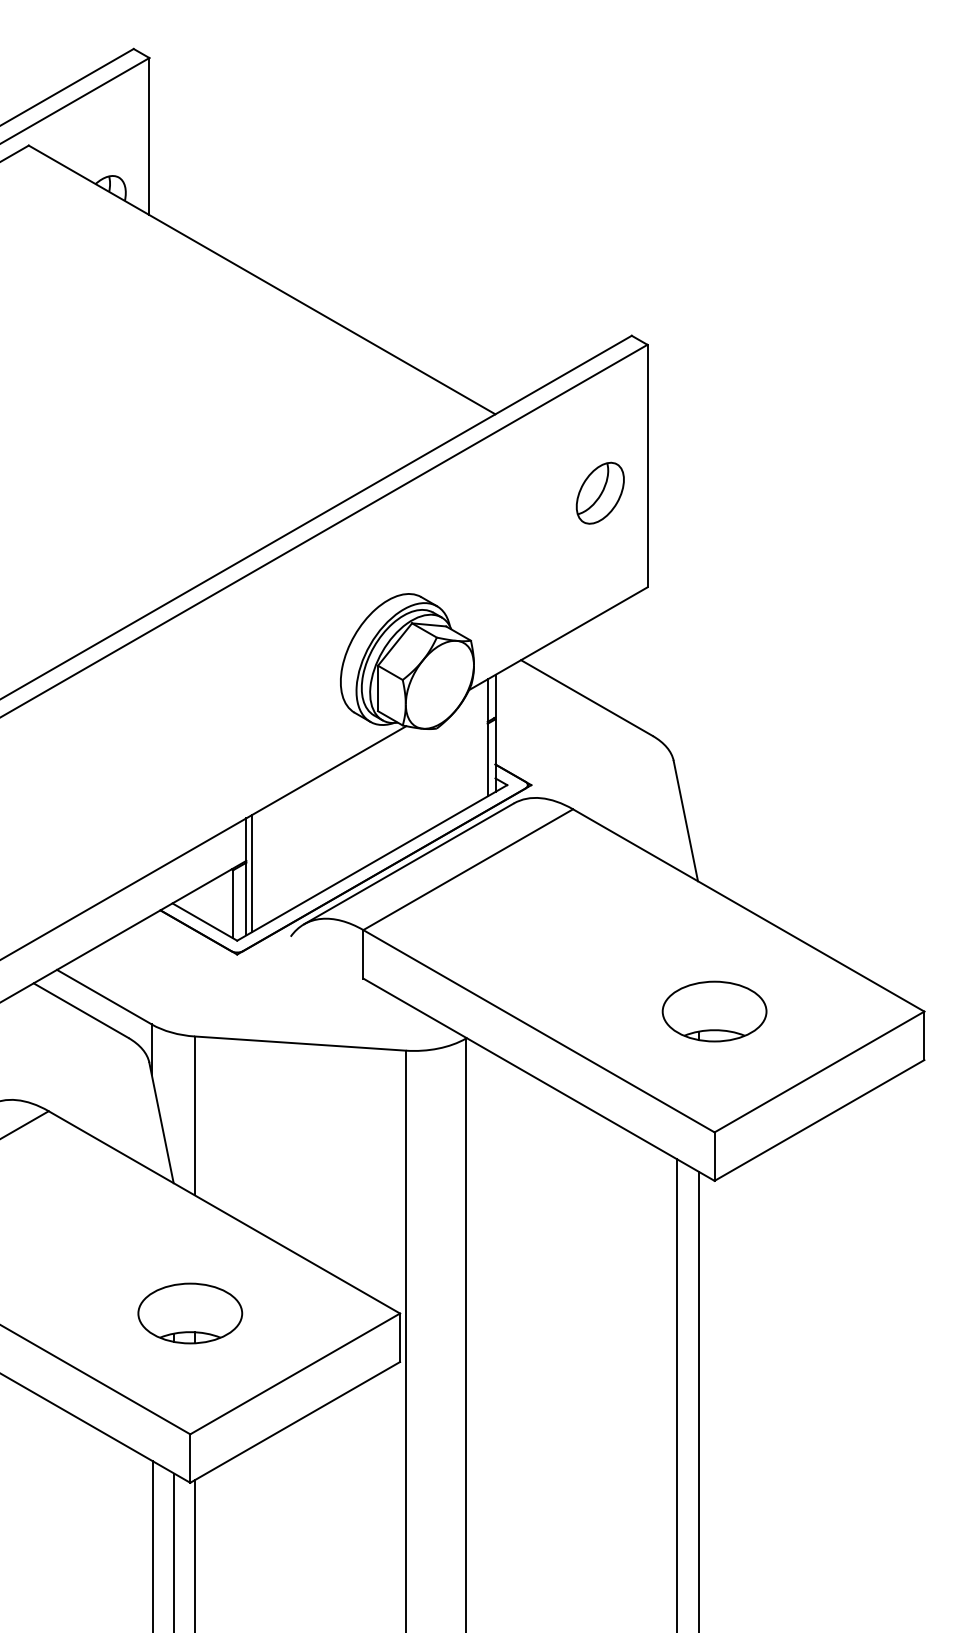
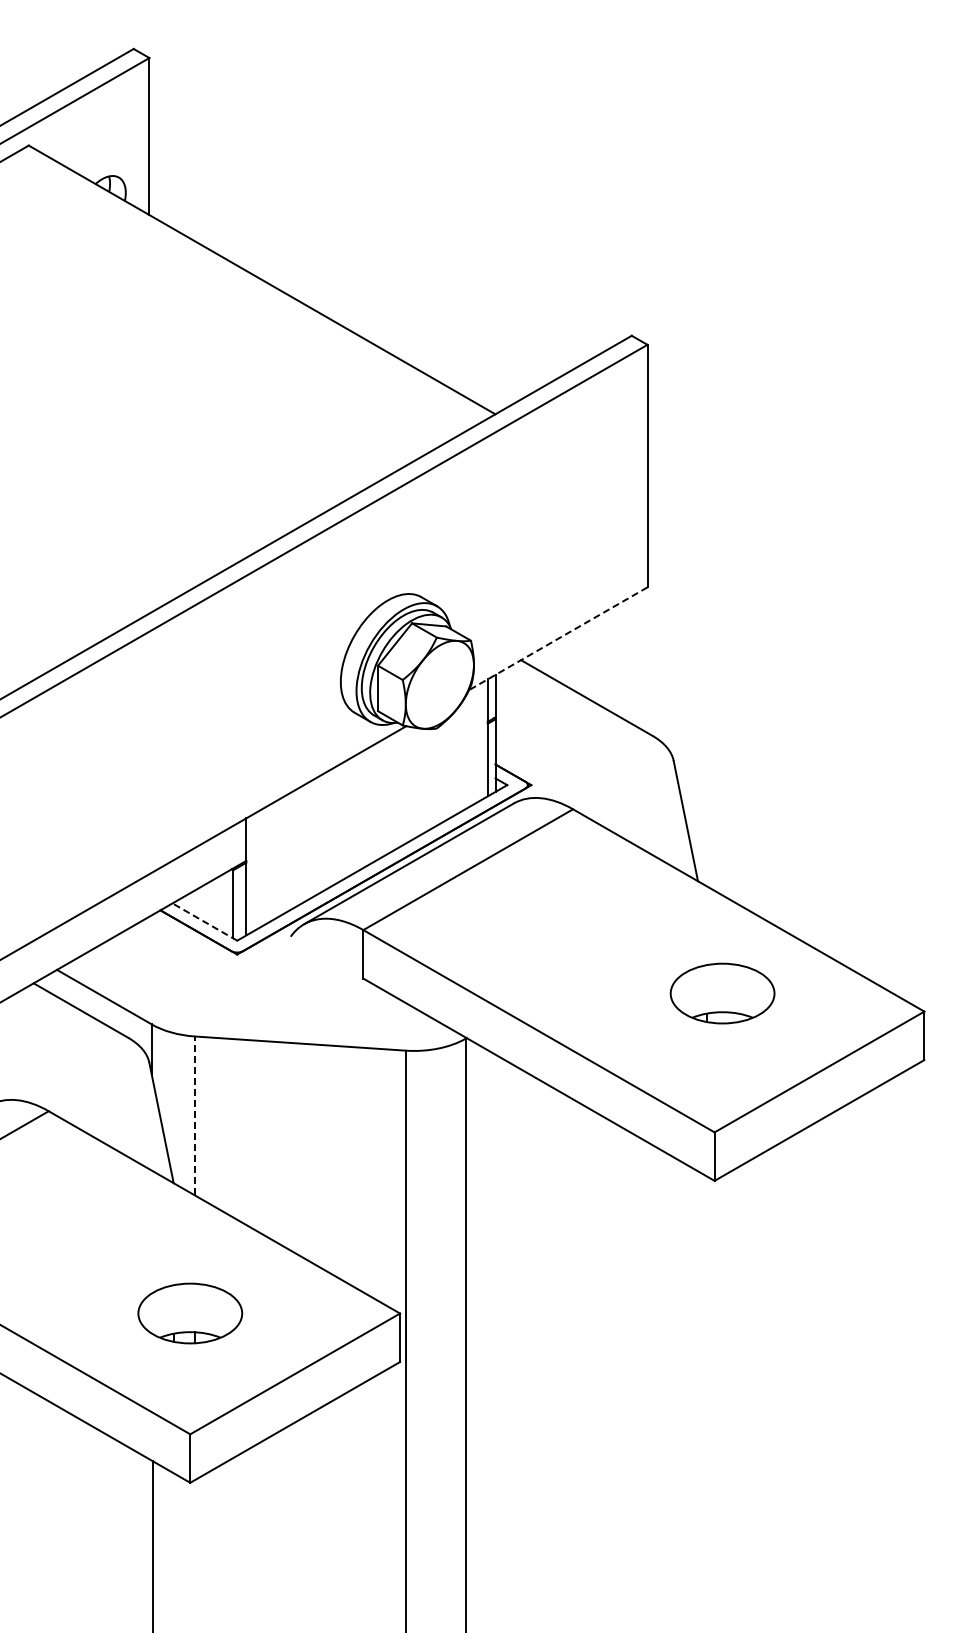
part: present -> none (599, 492)
line: solid -> dashed (558, 638)
line: present -> none (251, 873)
line: solid -> dashed (204, 921)
part position: (714, 1011) -> (722, 993) (722, 993)
line: solid -> dashed (195, 1115)
line: present -> none (677, 1394)
line: present -> none (698, 1400)
line: present -> none (174, 1551)
line: present -> none (195, 1554)
